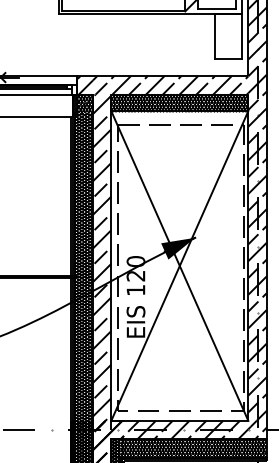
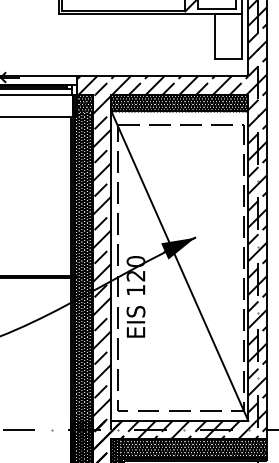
line: present -> none (179, 265)
